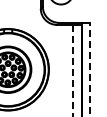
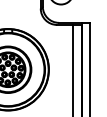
line: dashed -> solid (89, 69)
line: dashed -> solid (73, 70)
